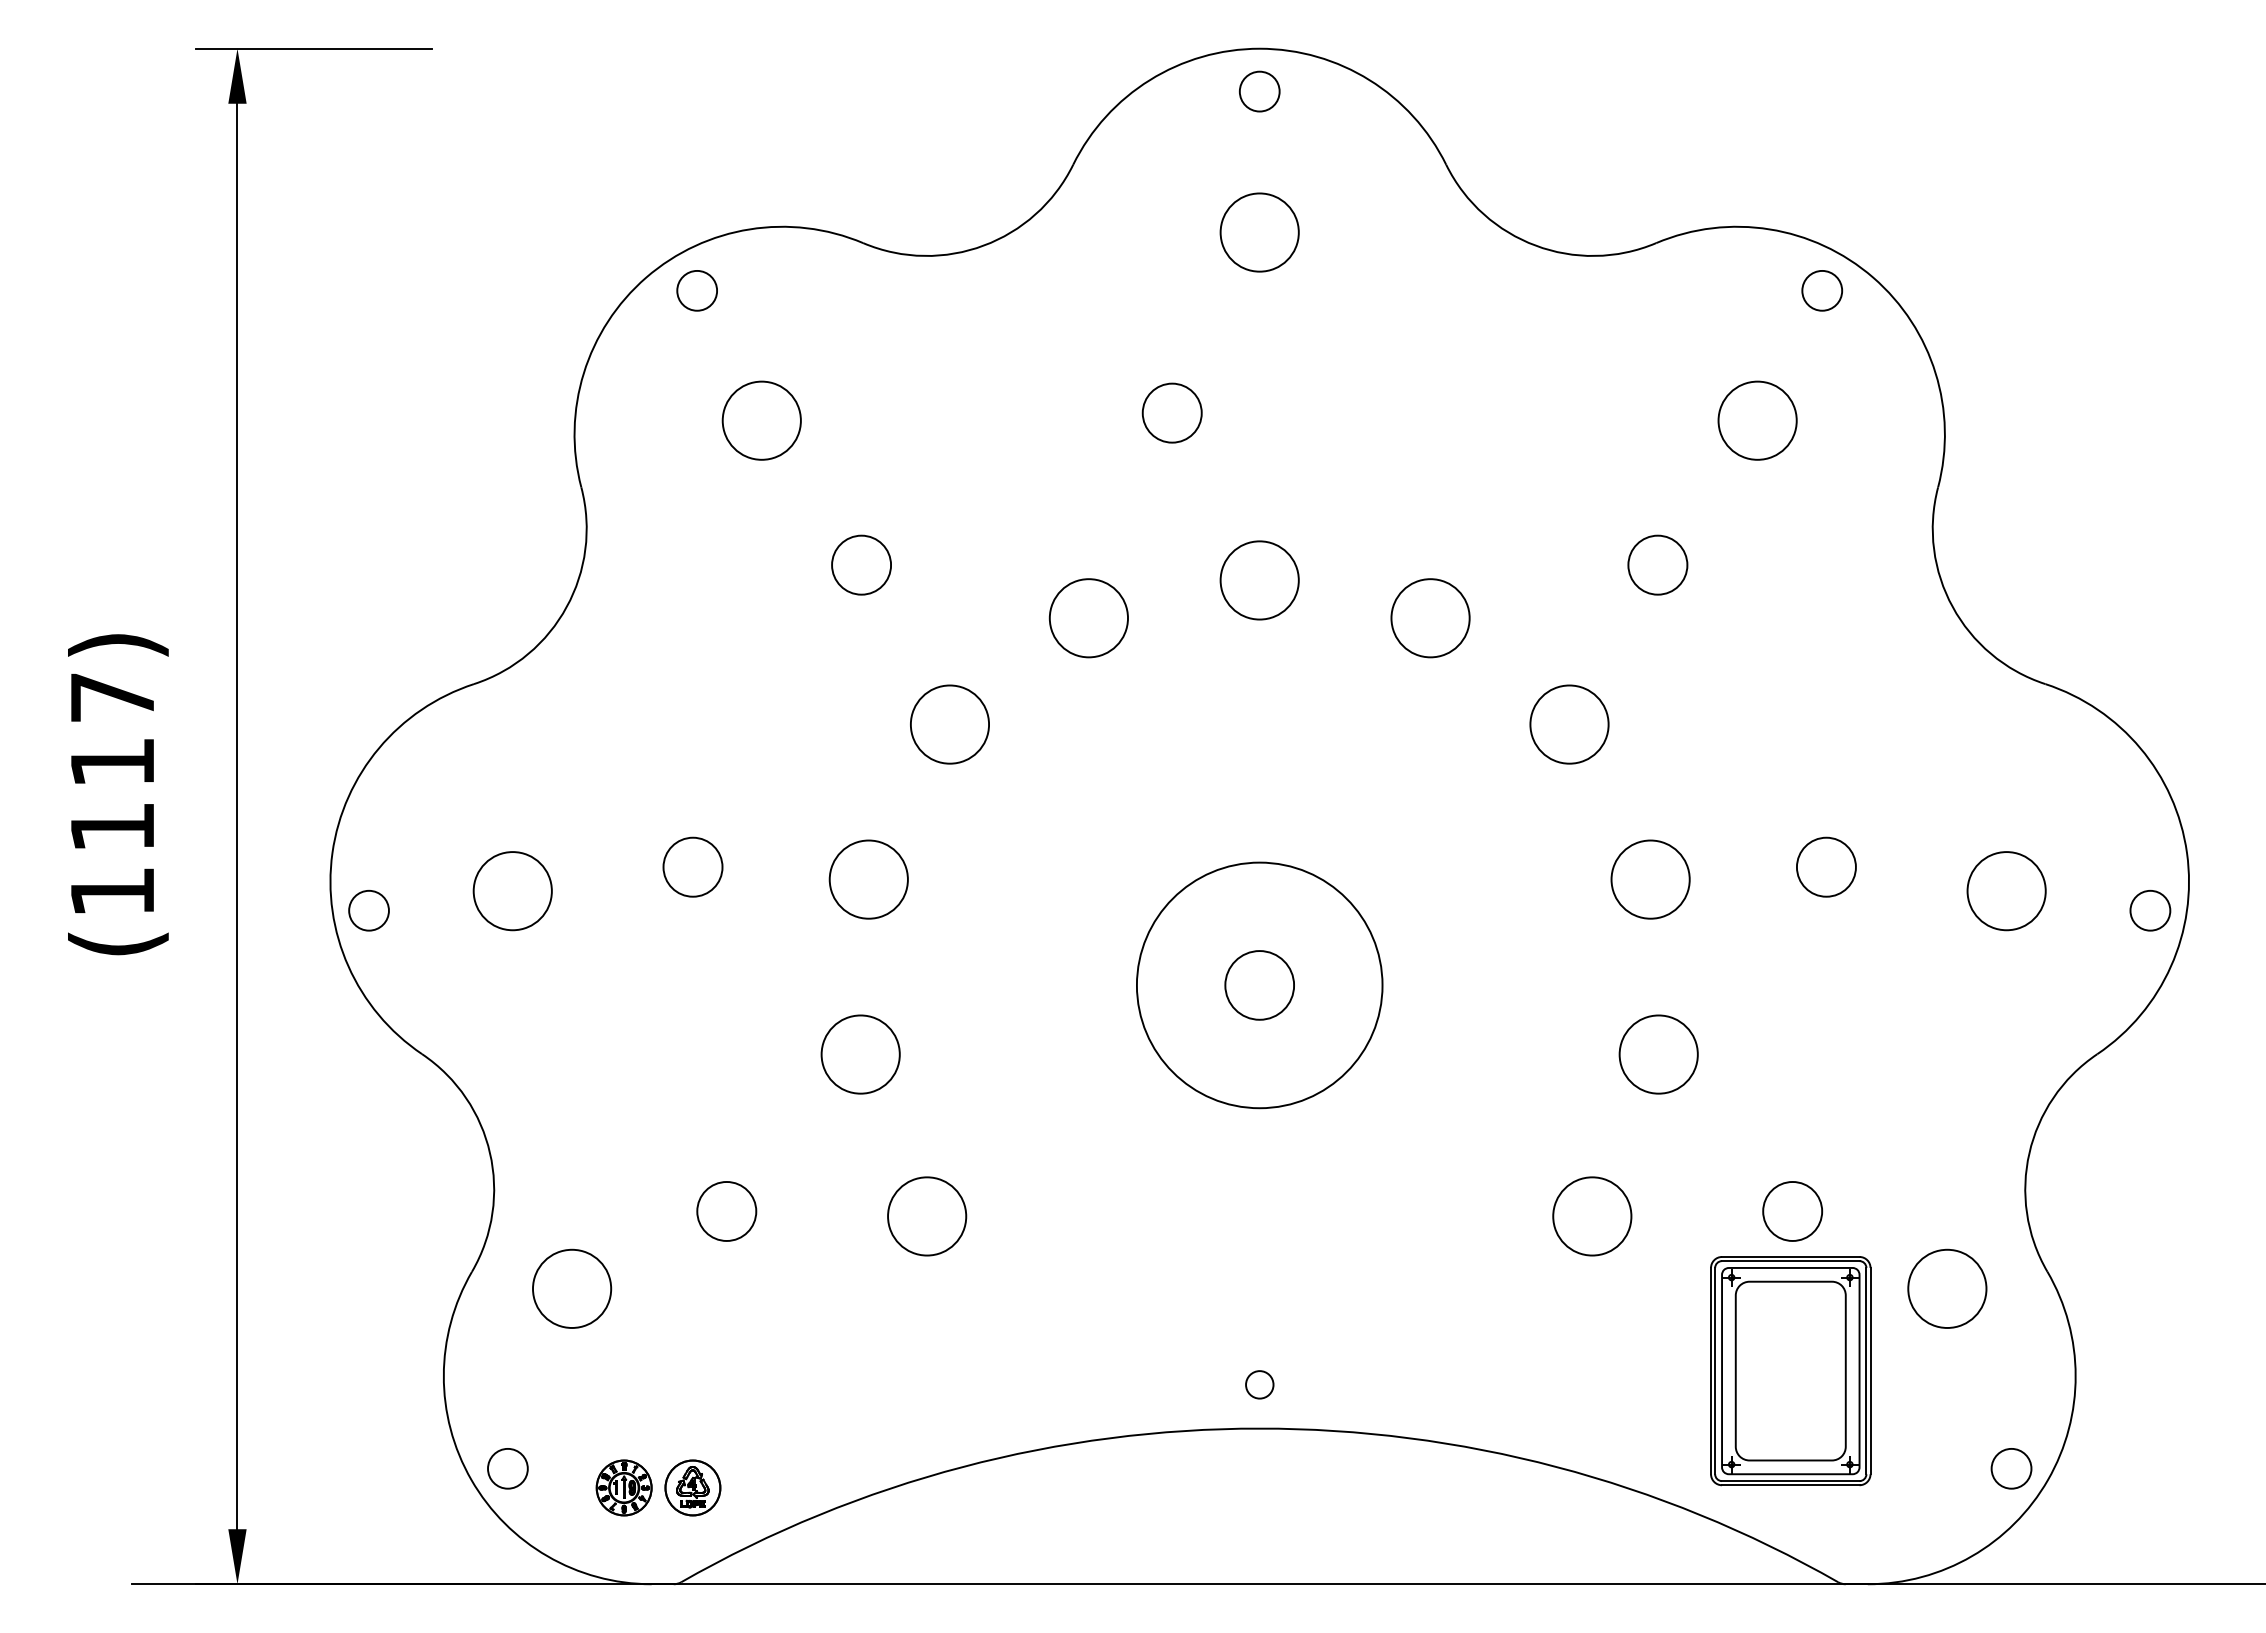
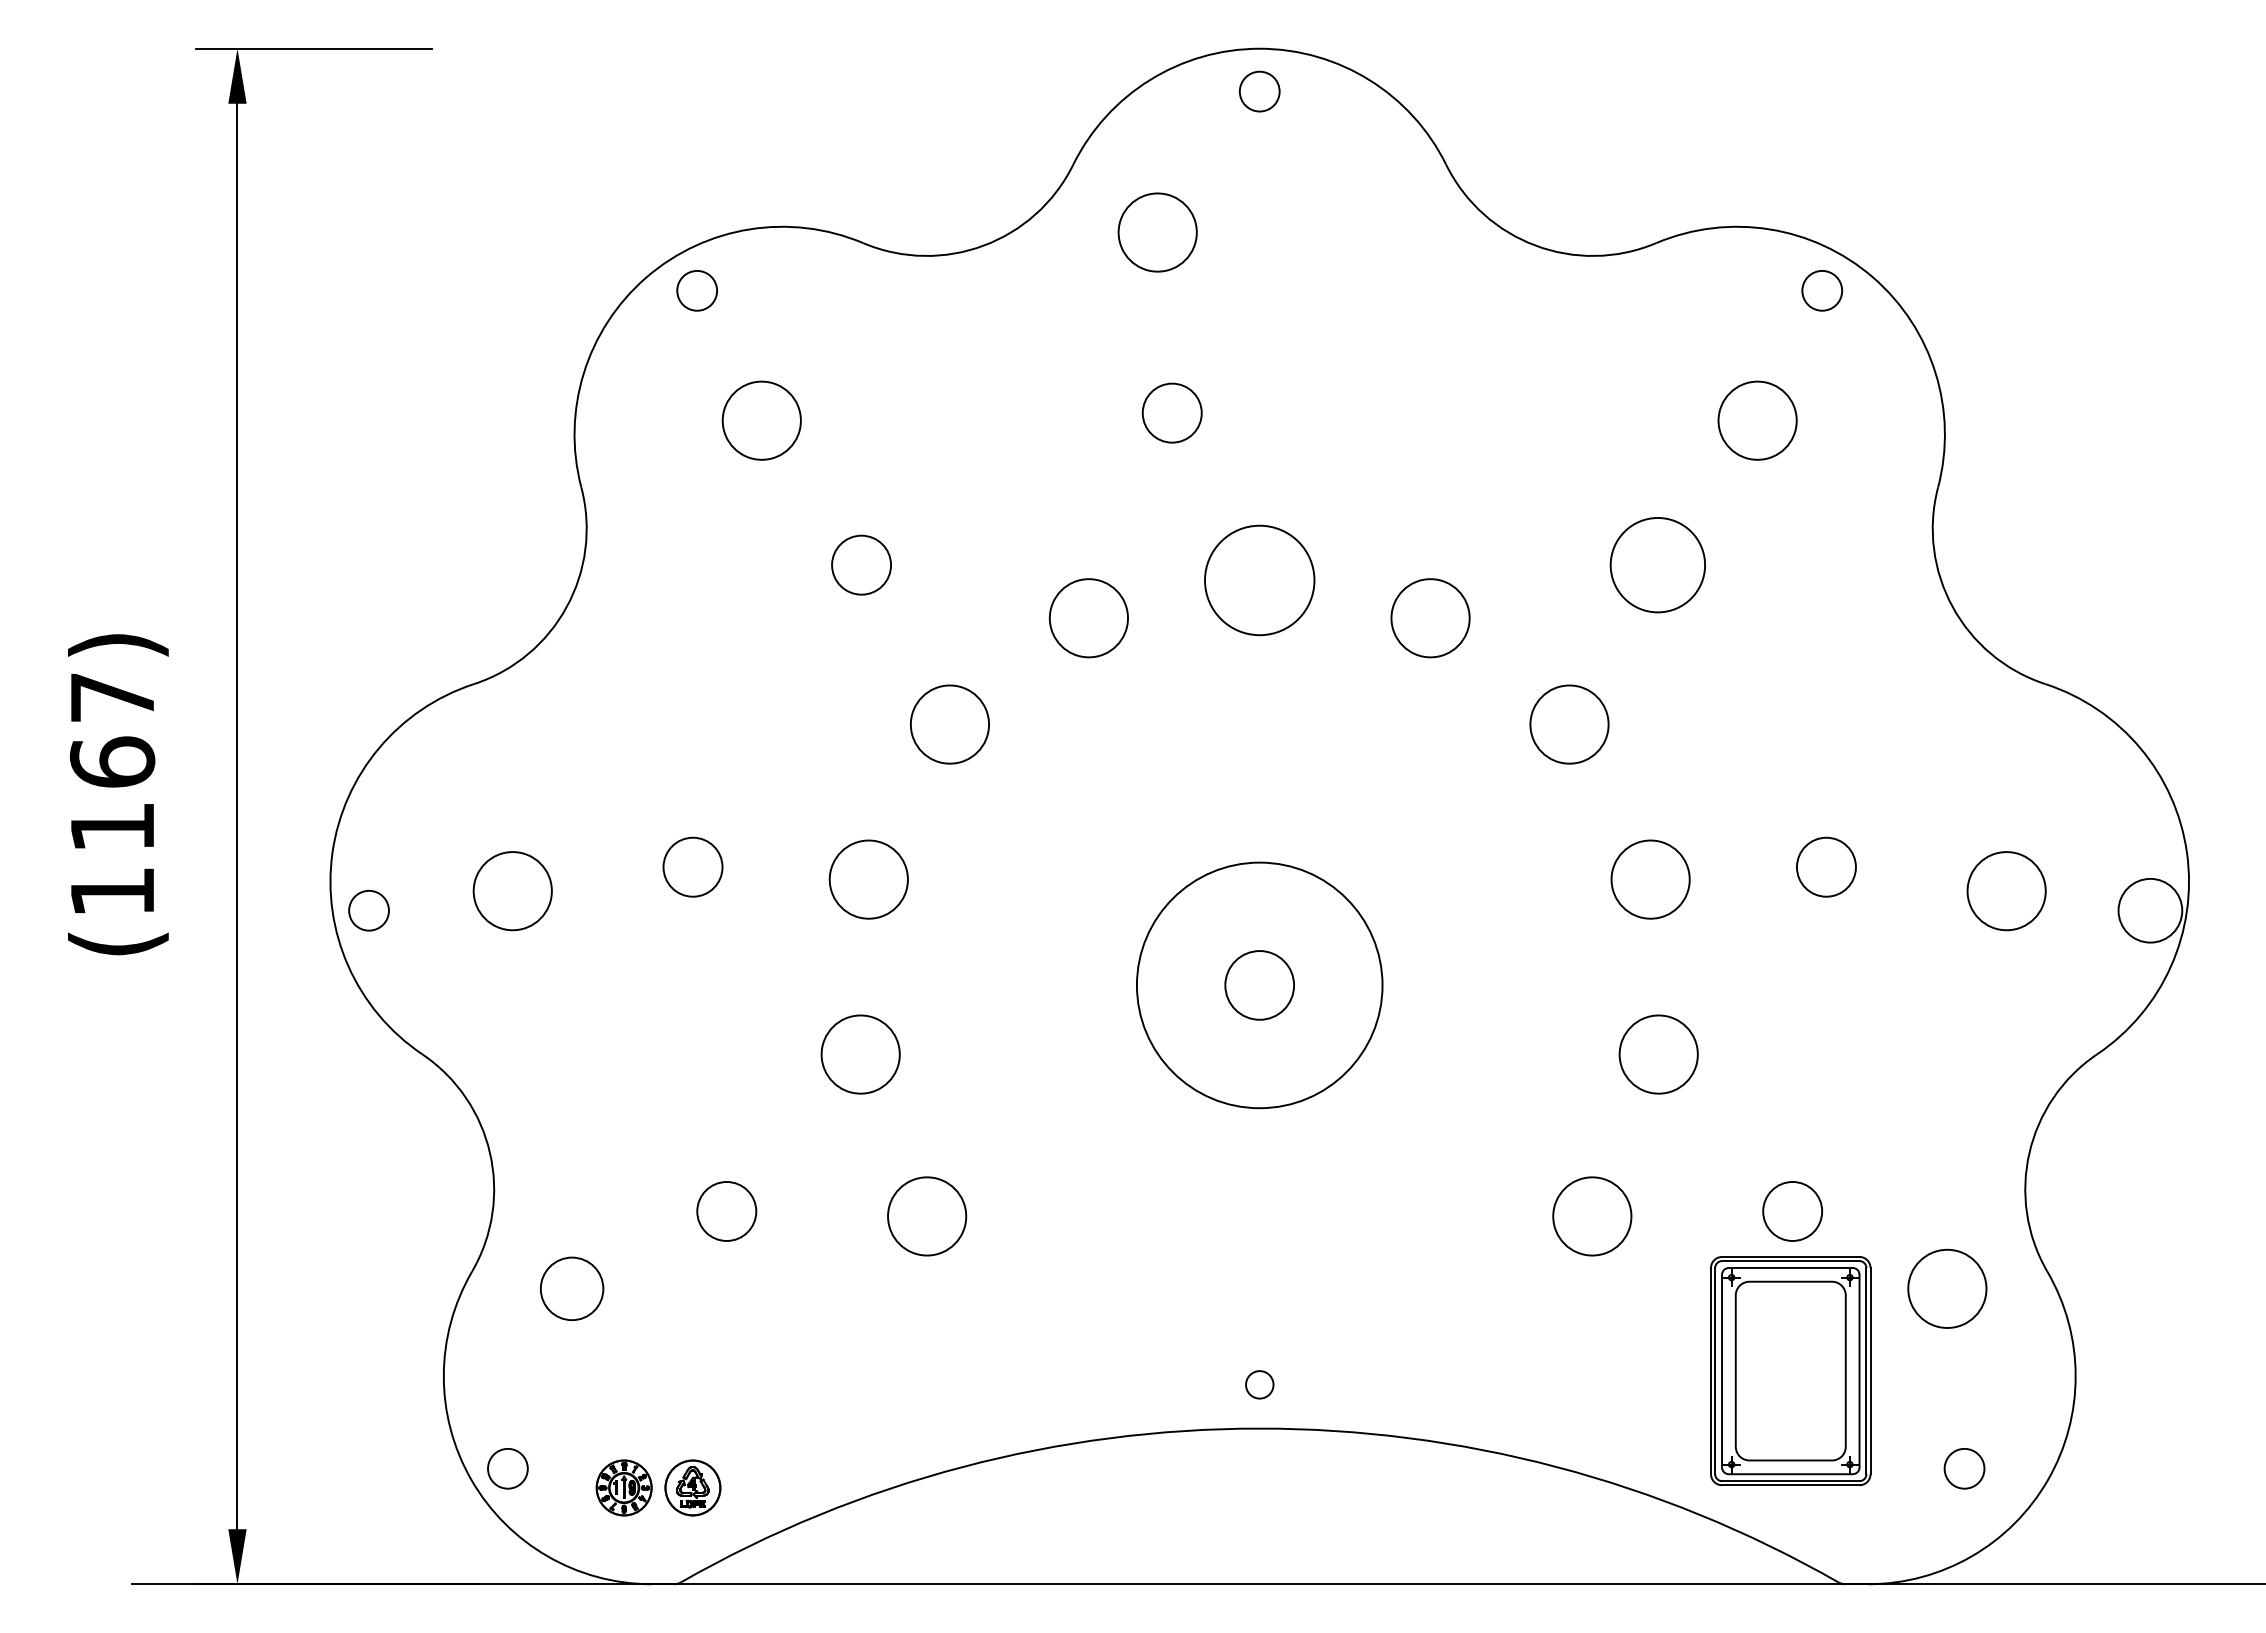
circle position: (1259, 232) -> (1157, 232) (1157, 232)
circle diameter: 59 px -> 94 px (1657, 564)
circle diameter: 78 px -> 109 px (1259, 580)
text: (1117) -> (1167) (112, 761)
circle diameter: 40 px -> 64 px (2150, 910)
circle diameter: 78 px -> 63 px (571, 1288)
circle position: (2011, 1468) -> (1964, 1468) (1964, 1468)
